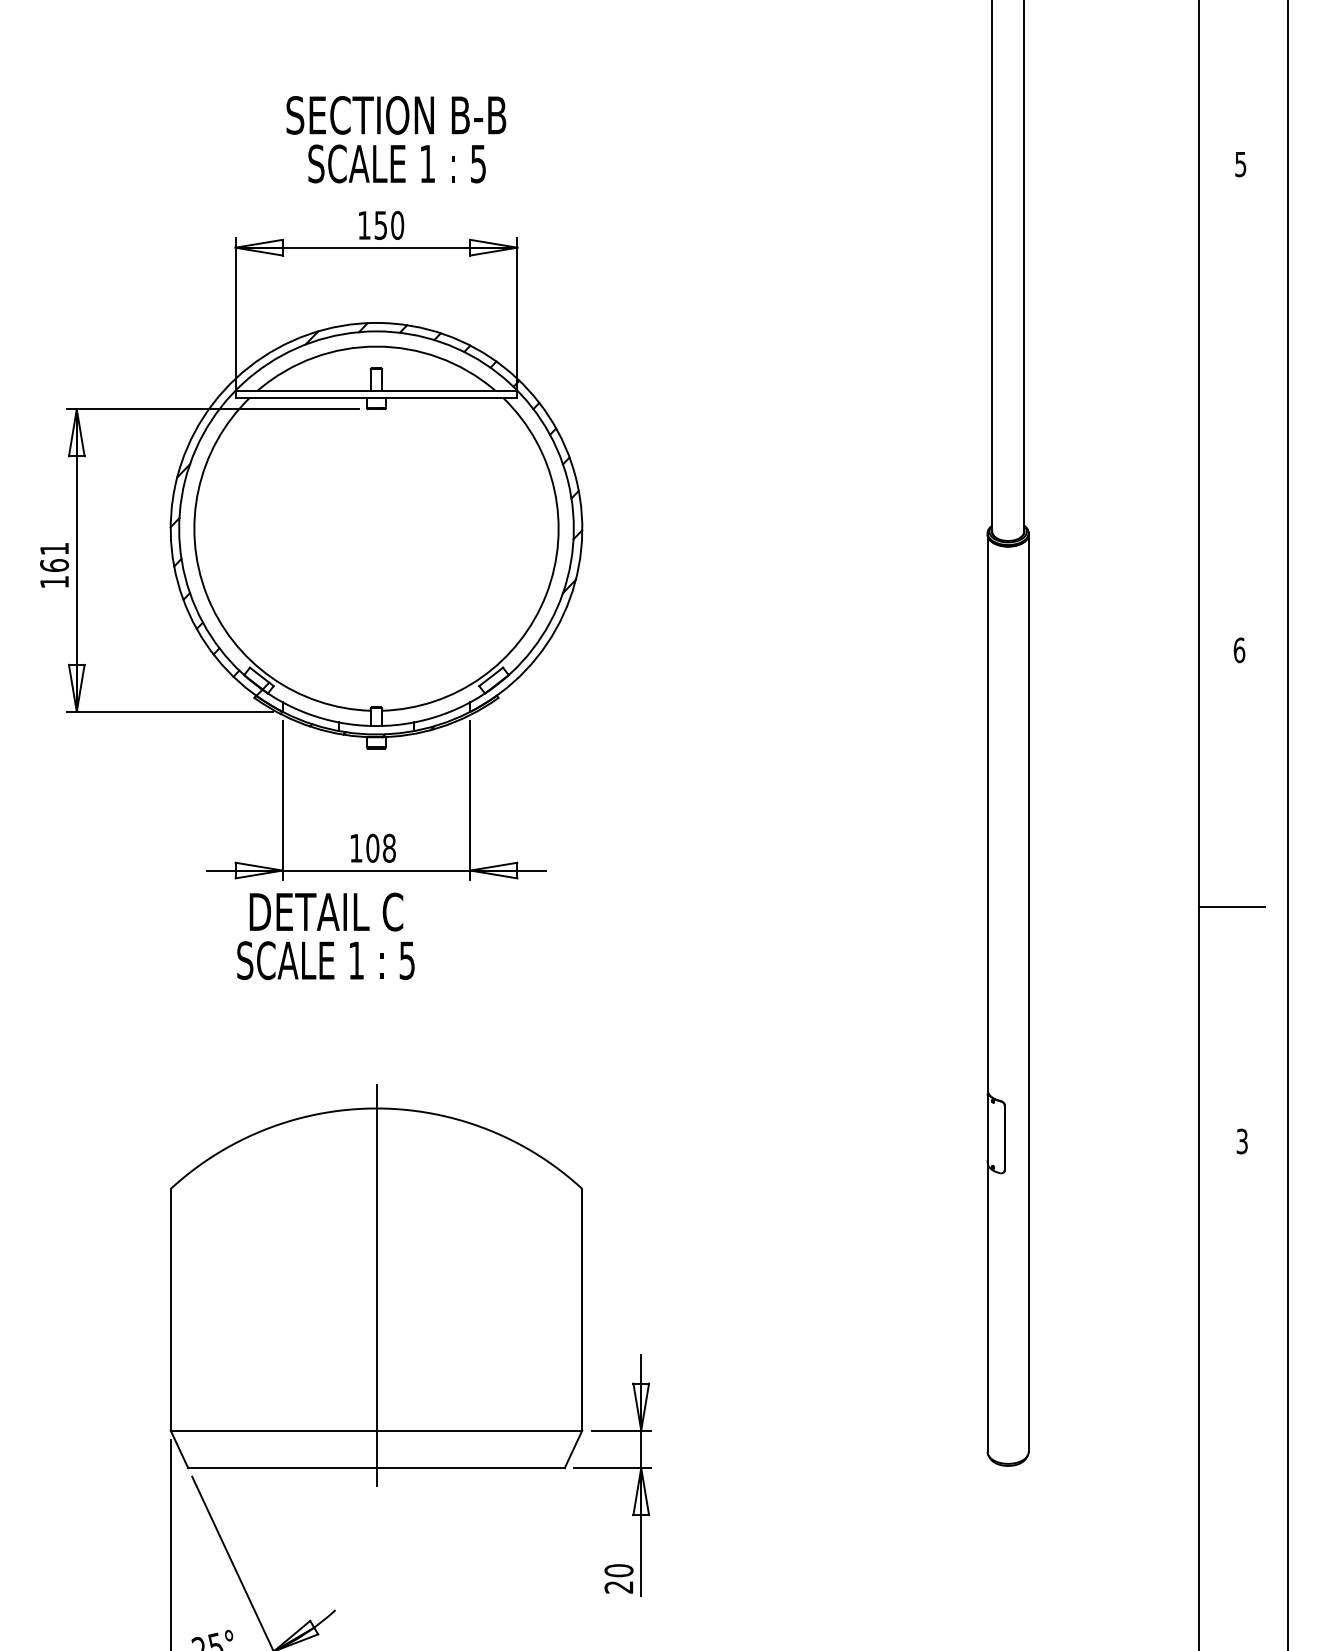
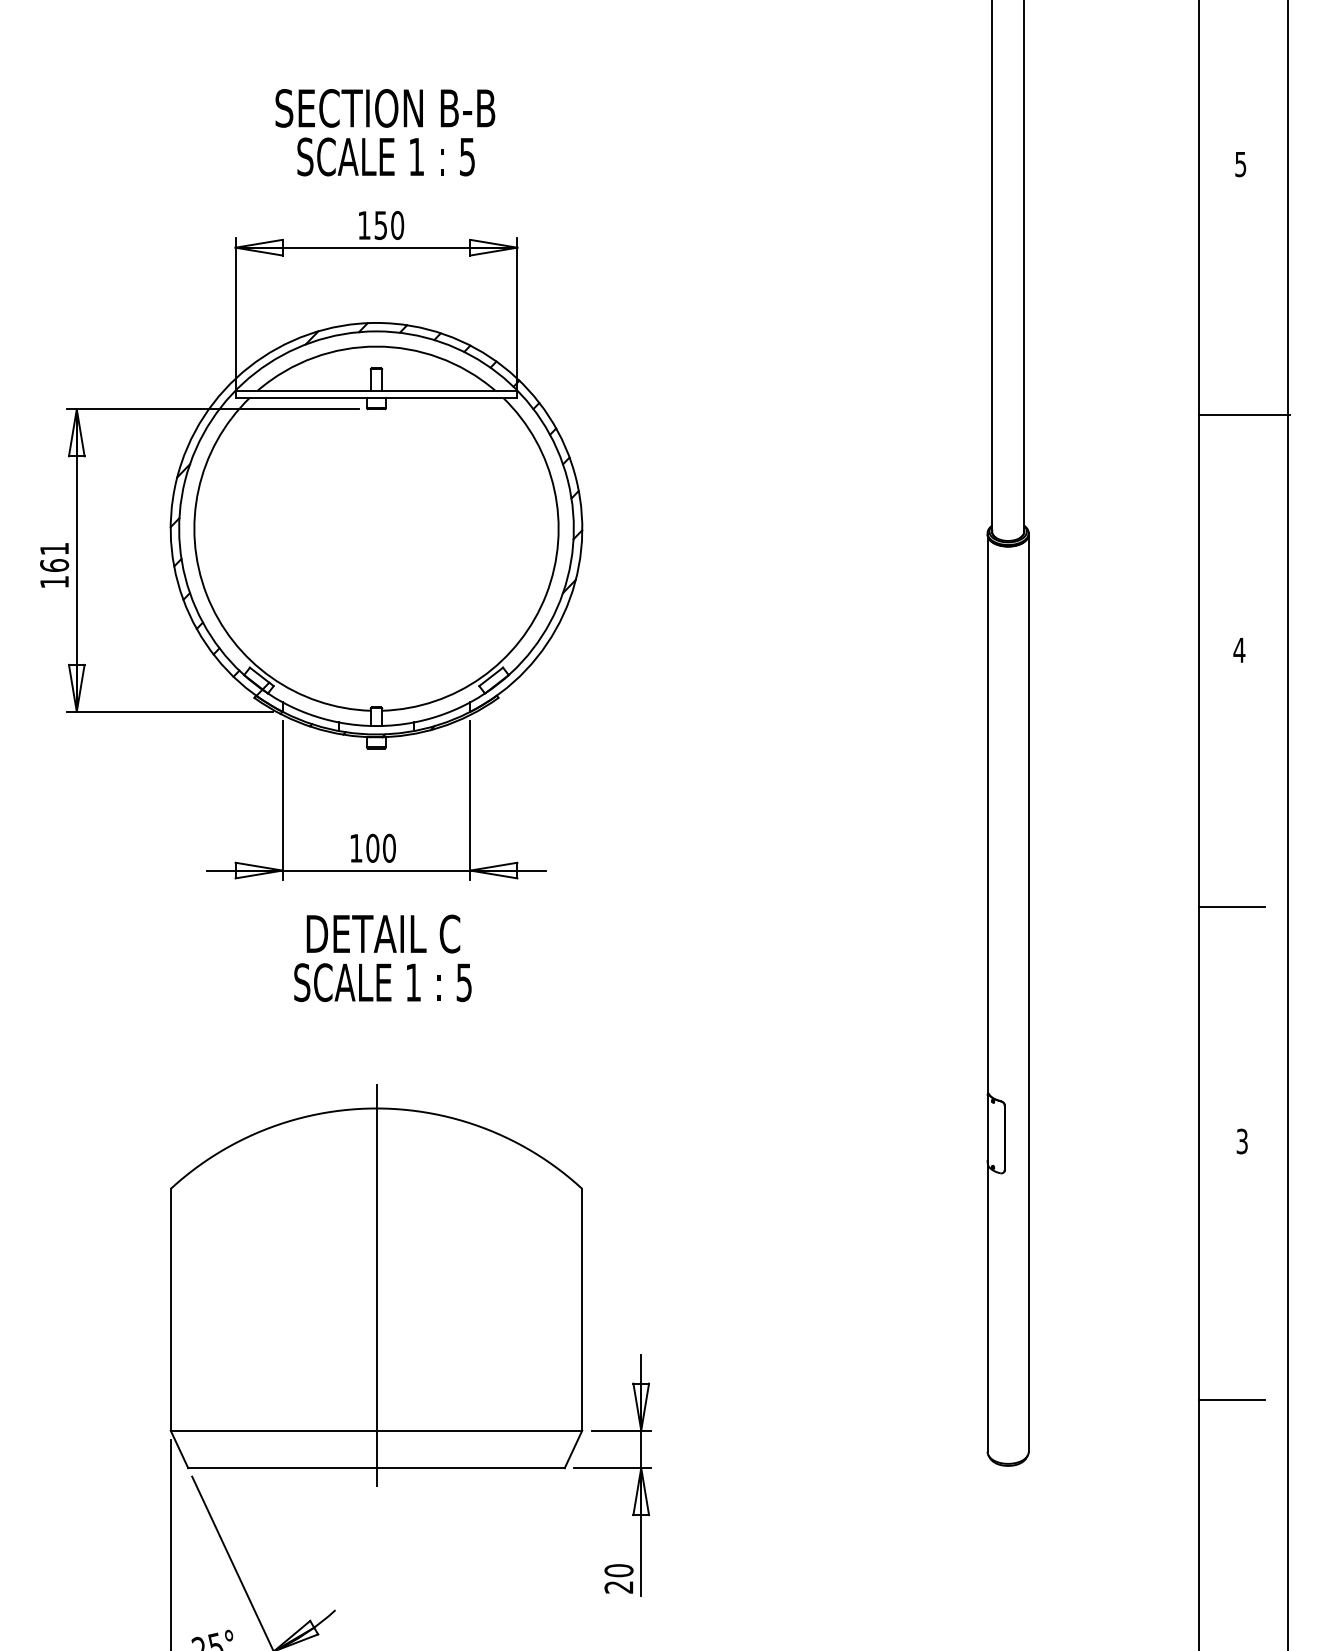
text position: (396, 139) -> (385, 132) (385, 132)
line: none -> present (1244, 415)
text: 6 -> 4 (1239, 650)
text: 108 -> 100 (389, 848)
text position: (325, 936) -> (382, 958) (382, 958)
line: none -> present (1231, 1399)
